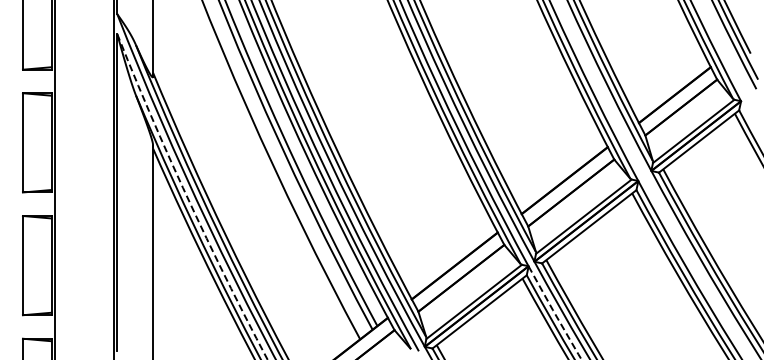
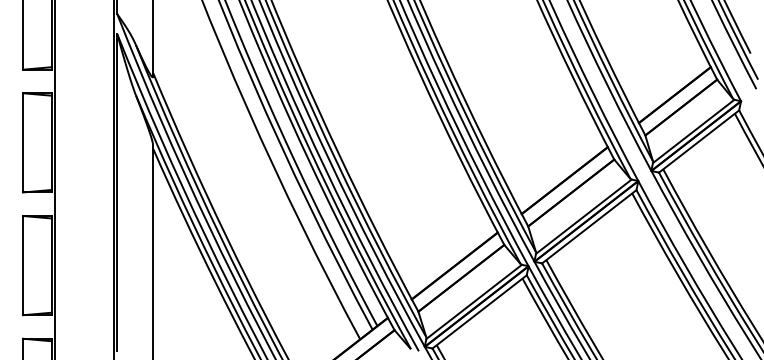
arc: dashed -> solid (188, 198)
arc: dashed -> solid (554, 313)
